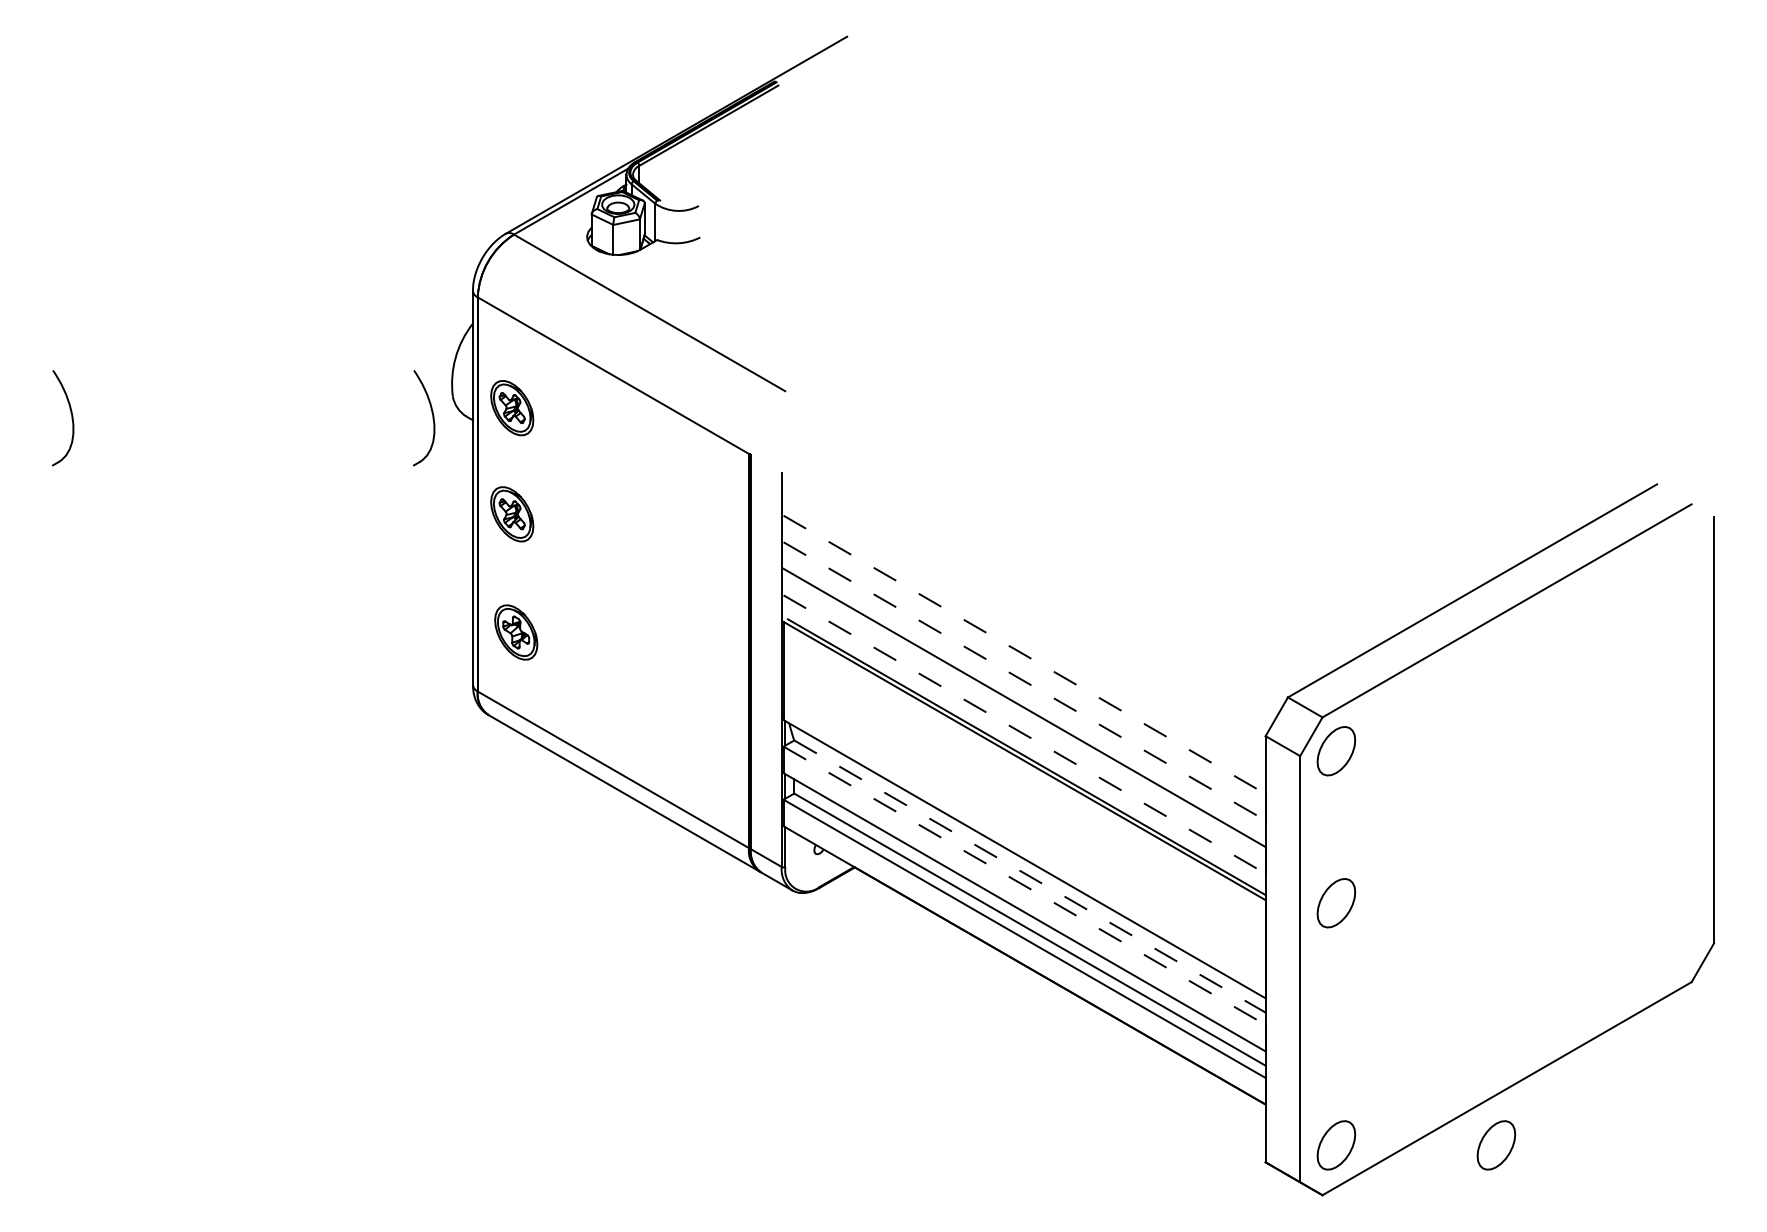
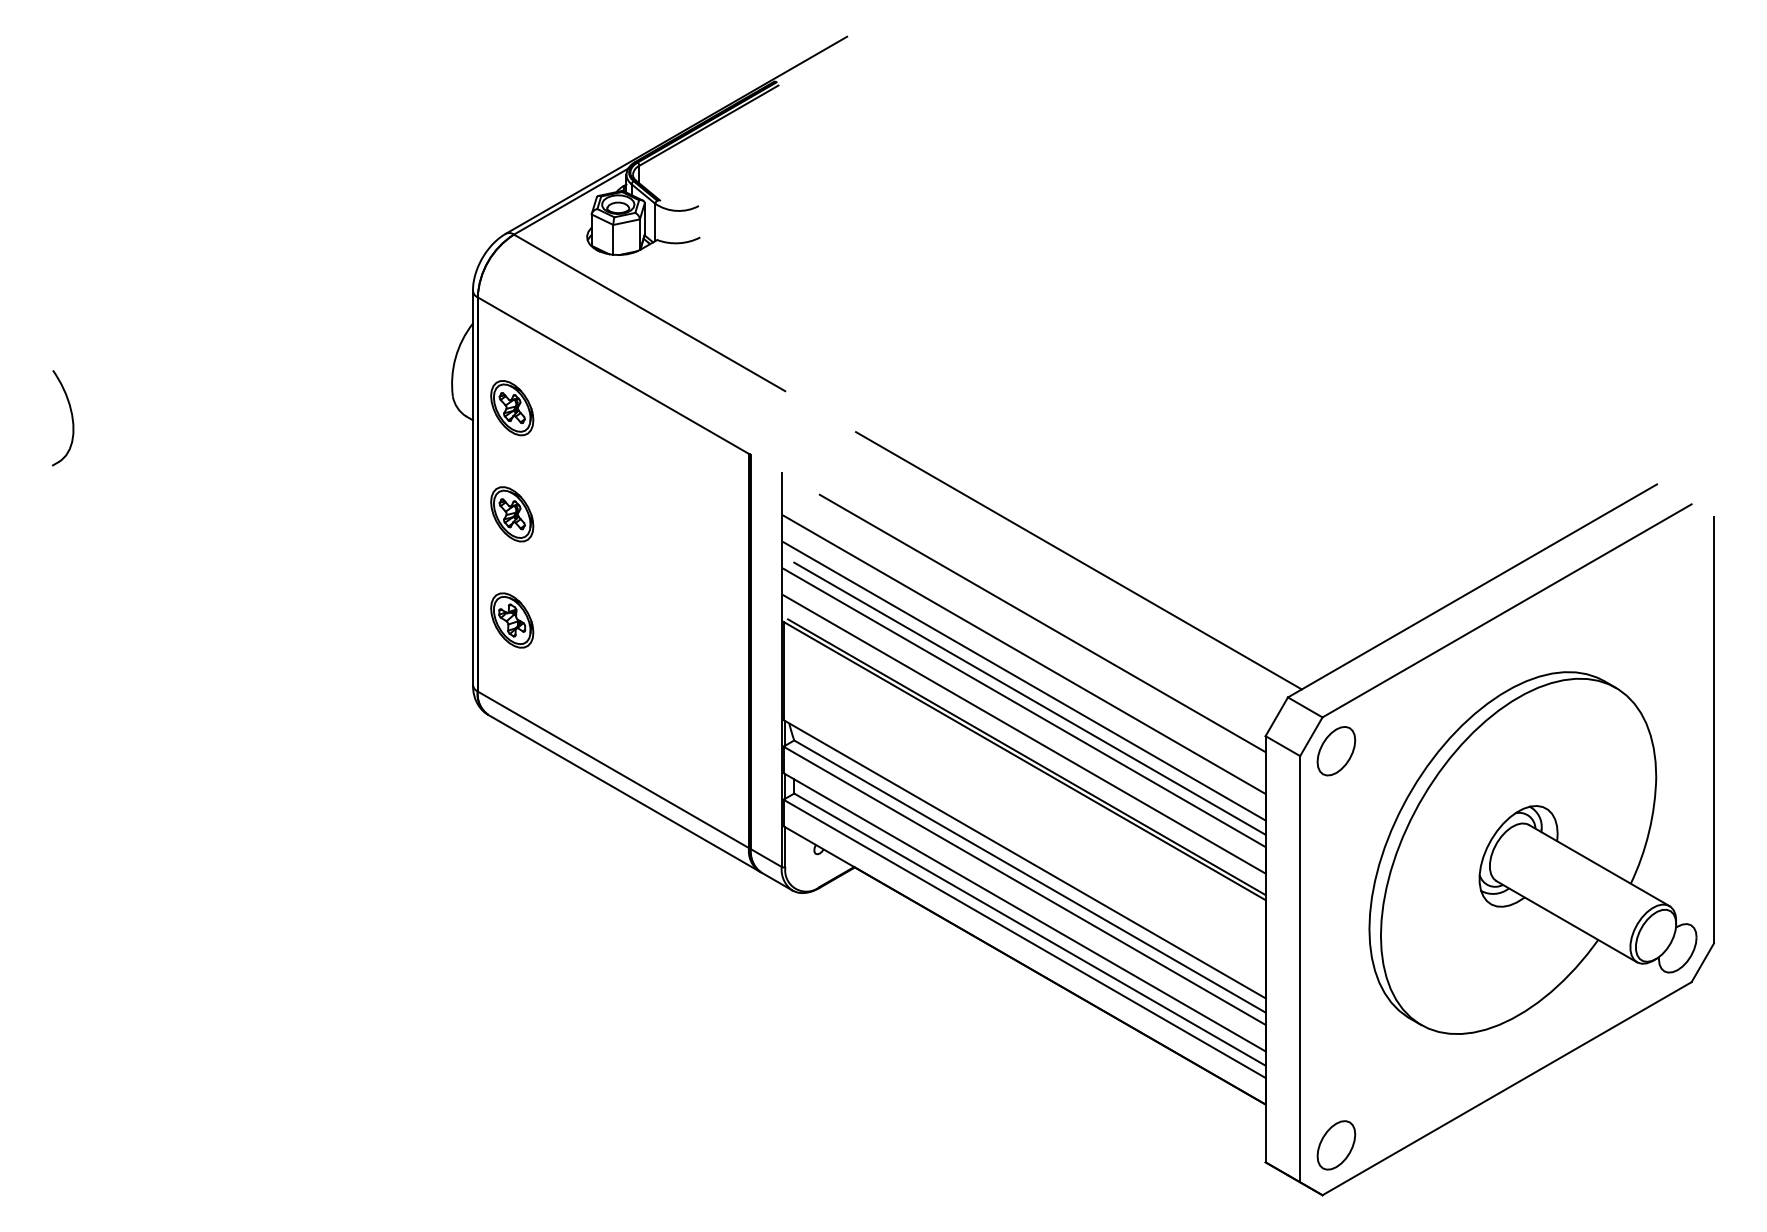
part: present -> none (432, 418)
line: none -> present (1078, 560)
line: none -> present (1042, 623)
part position: (516, 632) -> (512, 620) (512, 620)
line: dashed -> solid (1025, 655)
line: dashed -> solid (1025, 681)
line: none -> present (1029, 698)
line: dashed -> solid (1025, 734)
part: none -> present (1532, 852)
line: dashed -> solid (1030, 876)
line: dashed -> solid (1025, 886)
part: present -> none (1336, 903)
part: present -> none (1496, 1145)
